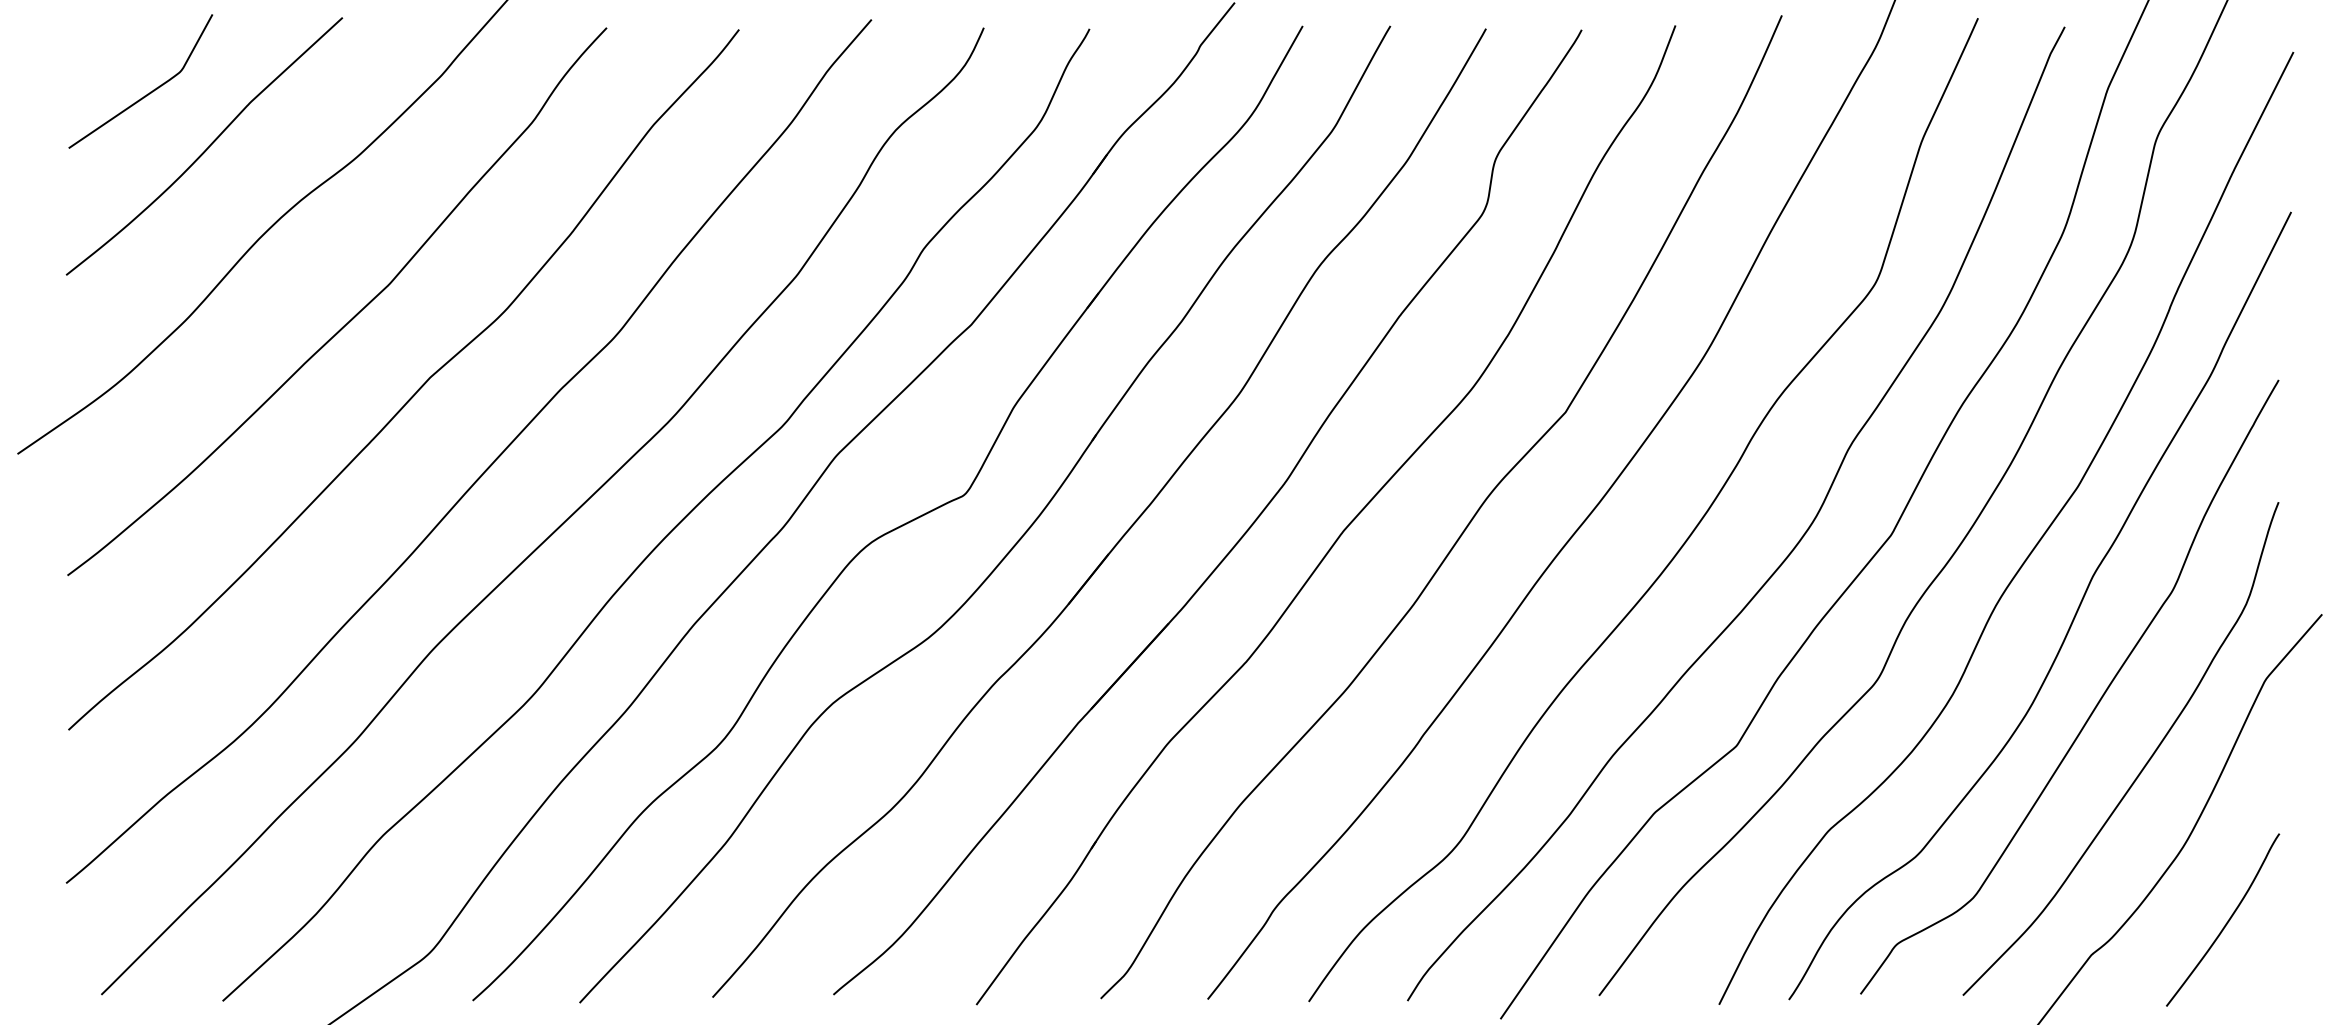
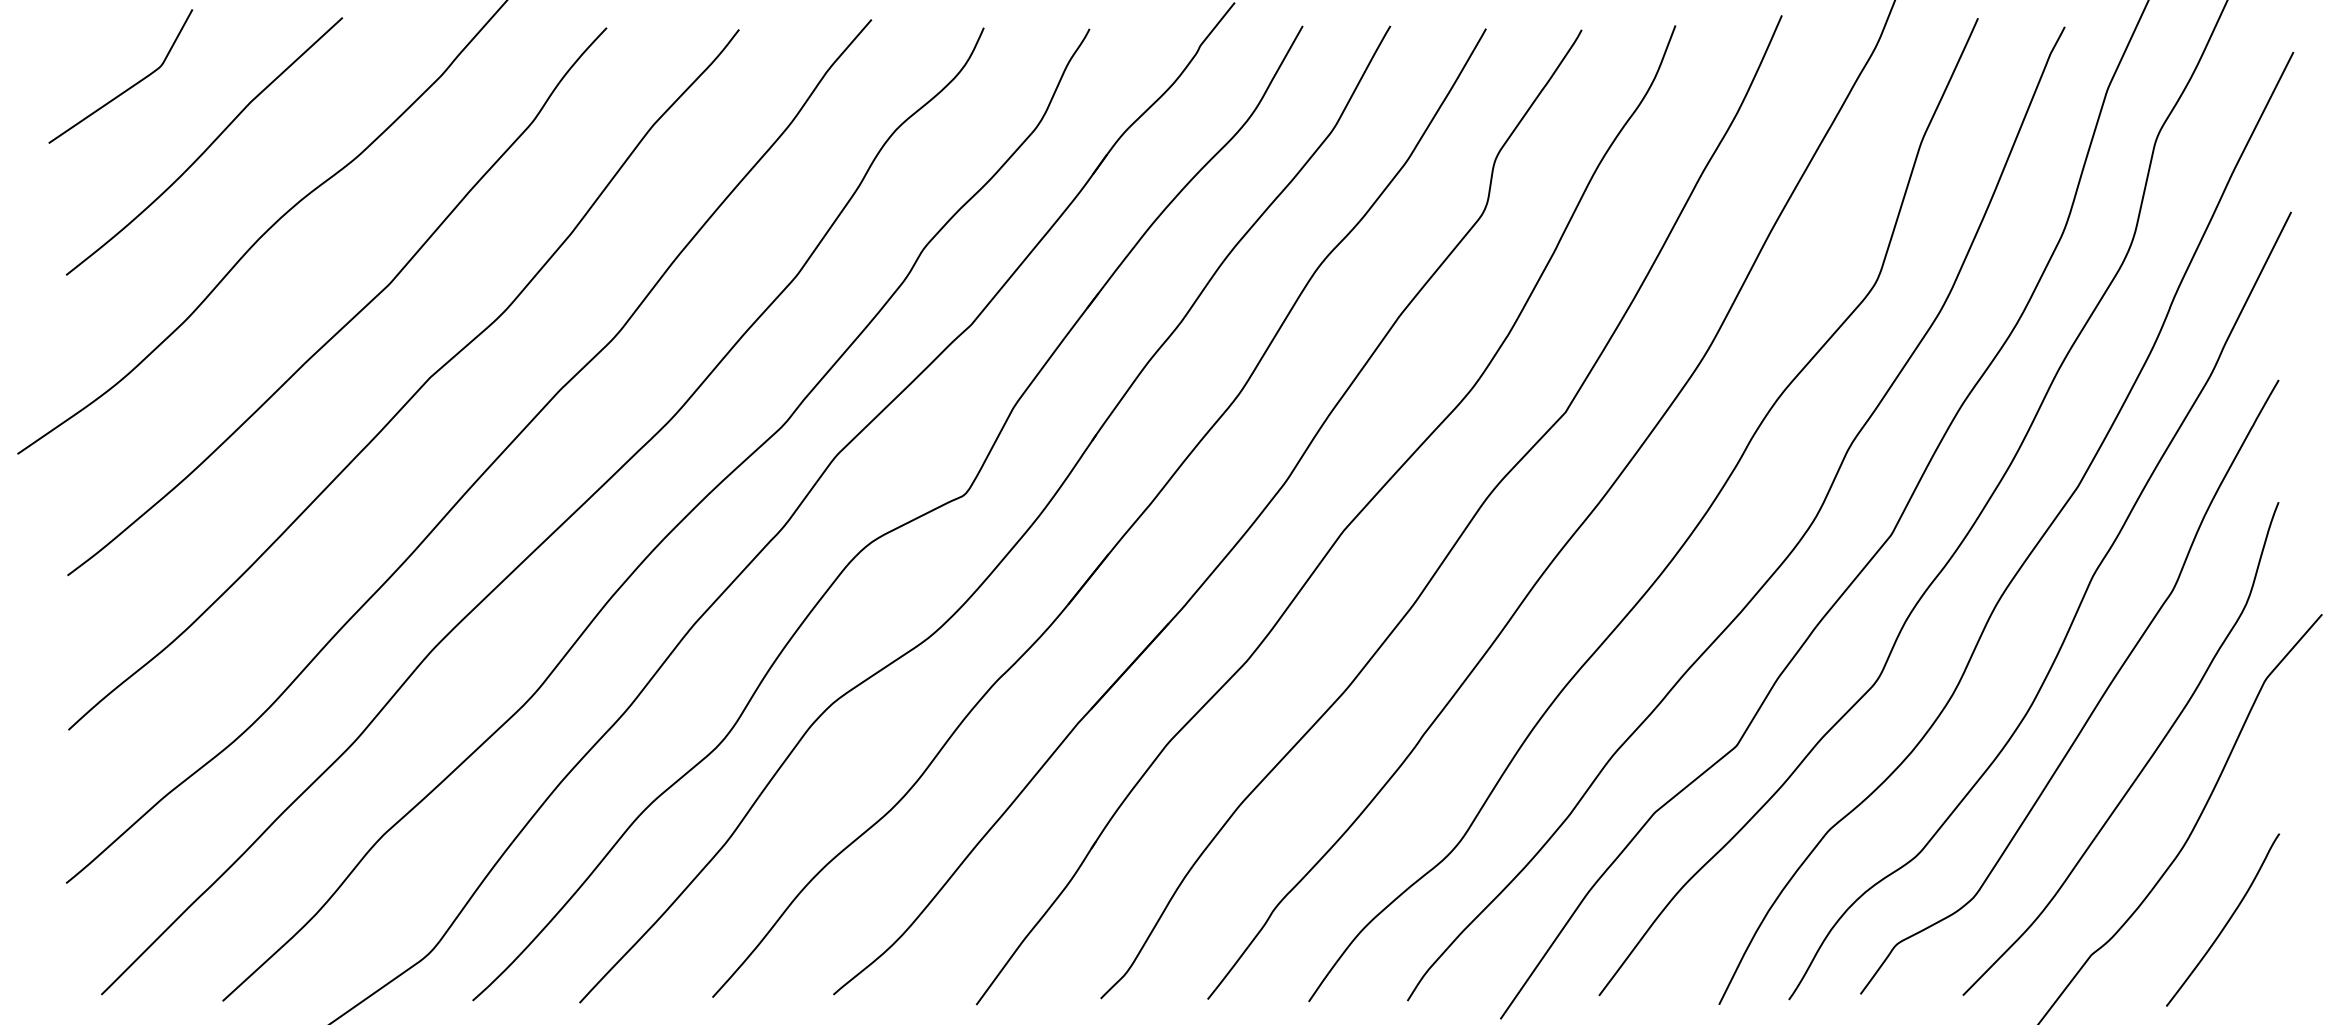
curve position: (147, 93) -> (127, 88) (127, 88)
